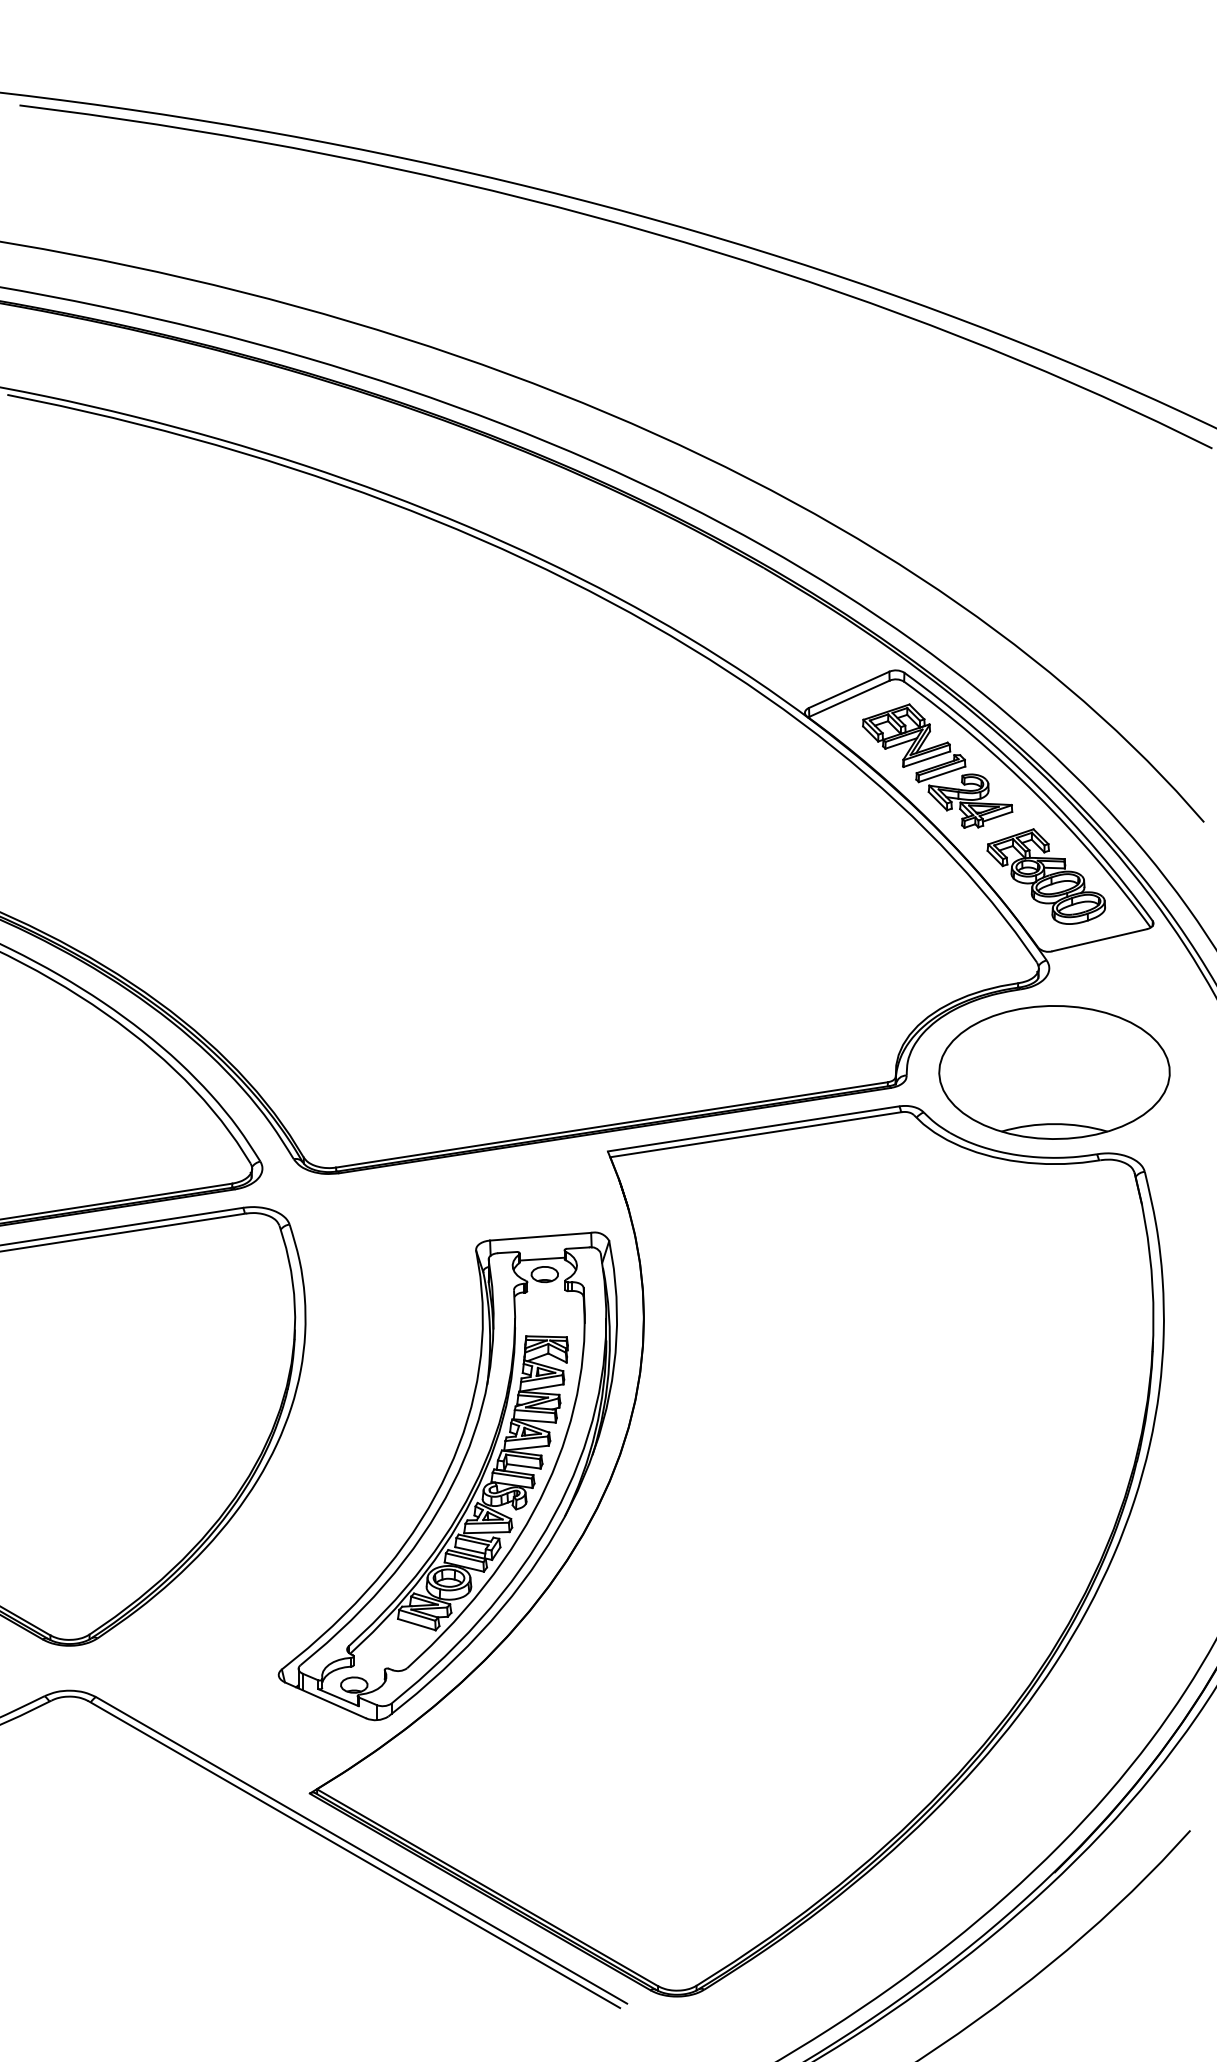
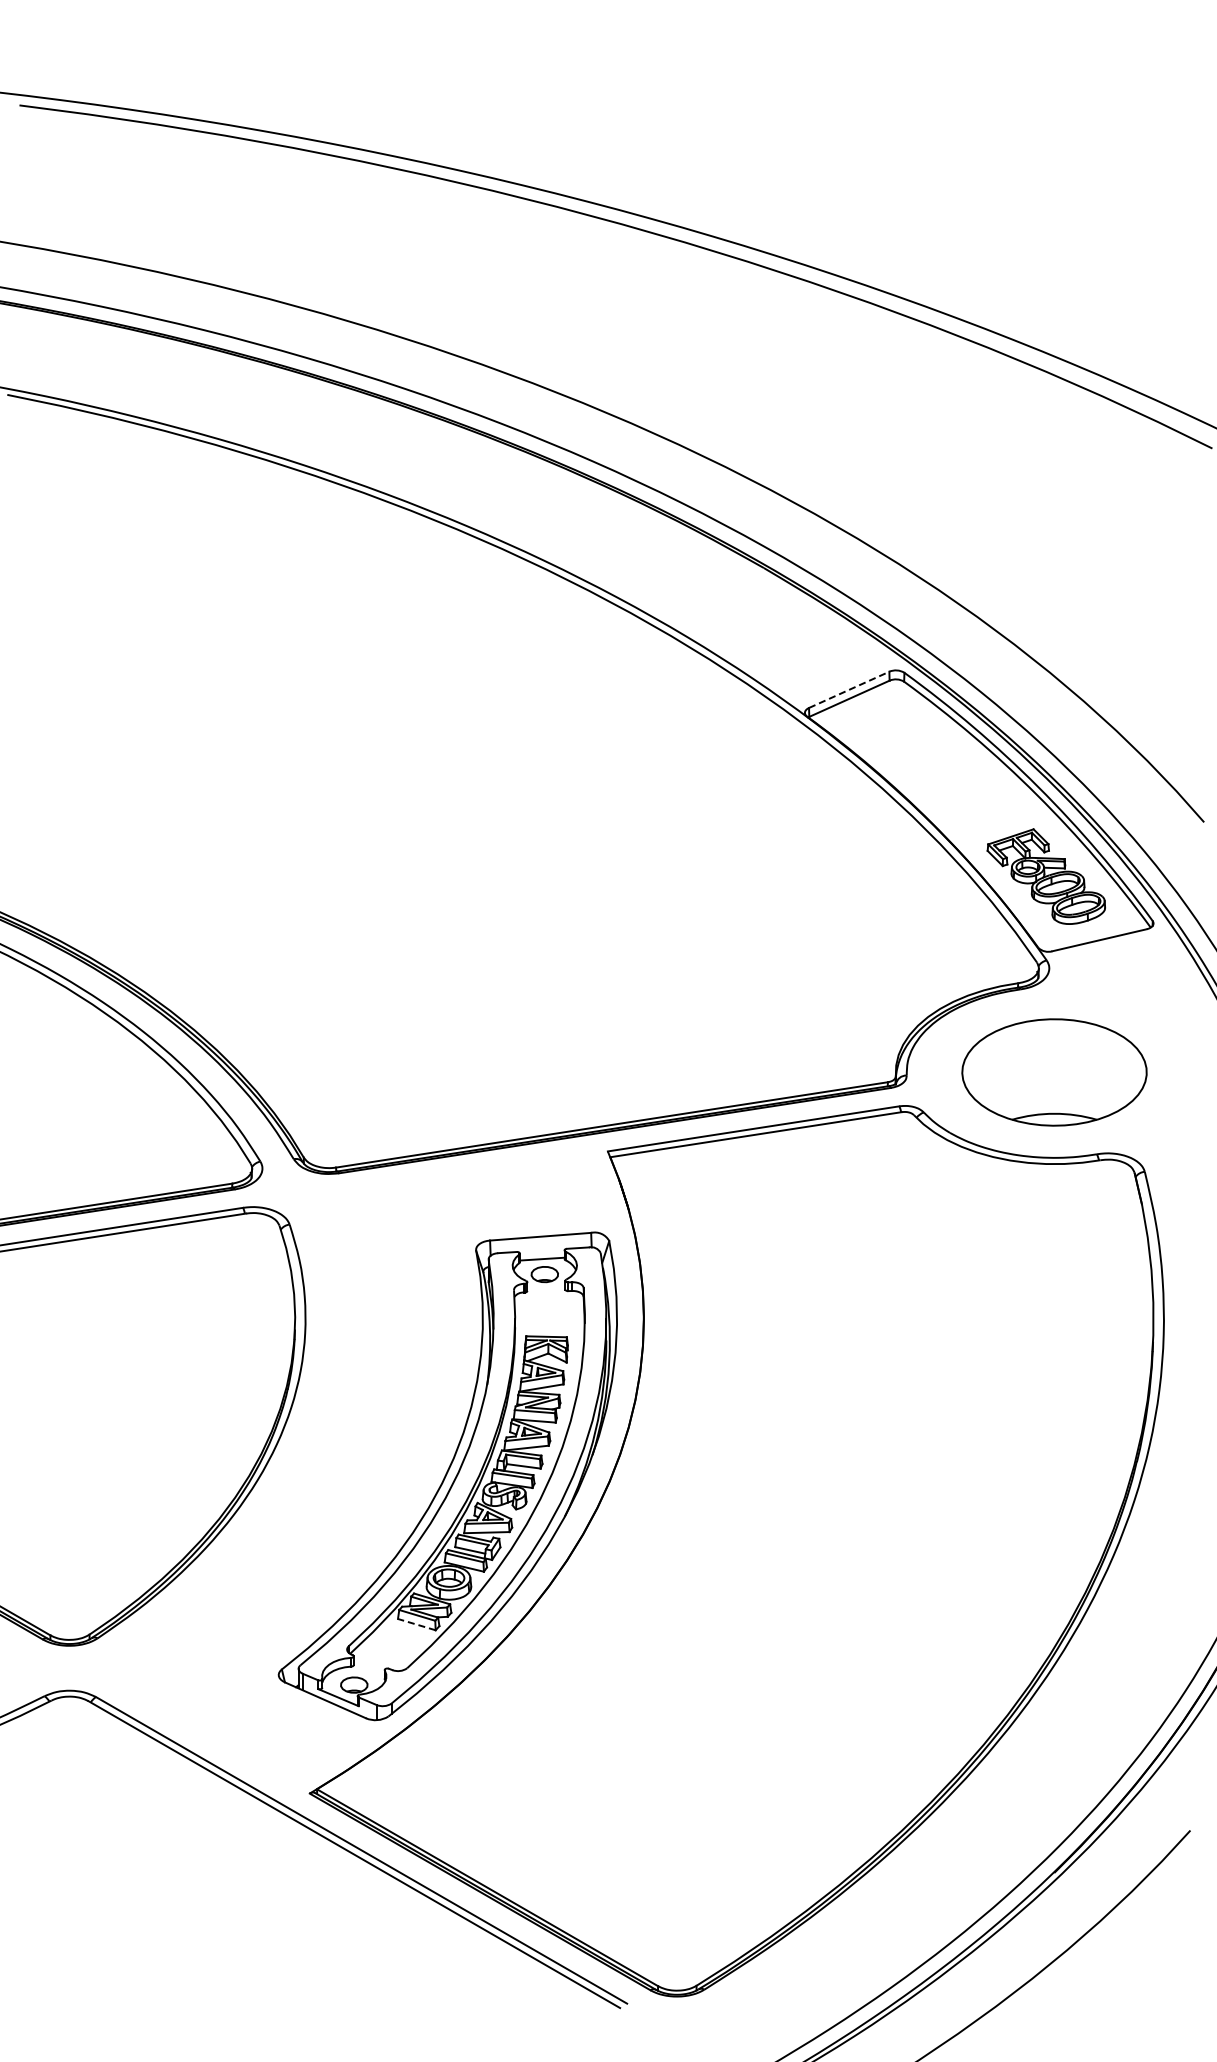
line: solid -> dashed (849, 689)
part: present -> none (937, 765)
part size: 233x135 px -> 187x109 px (1054, 1072)
line: solid -> dashed (416, 1624)
